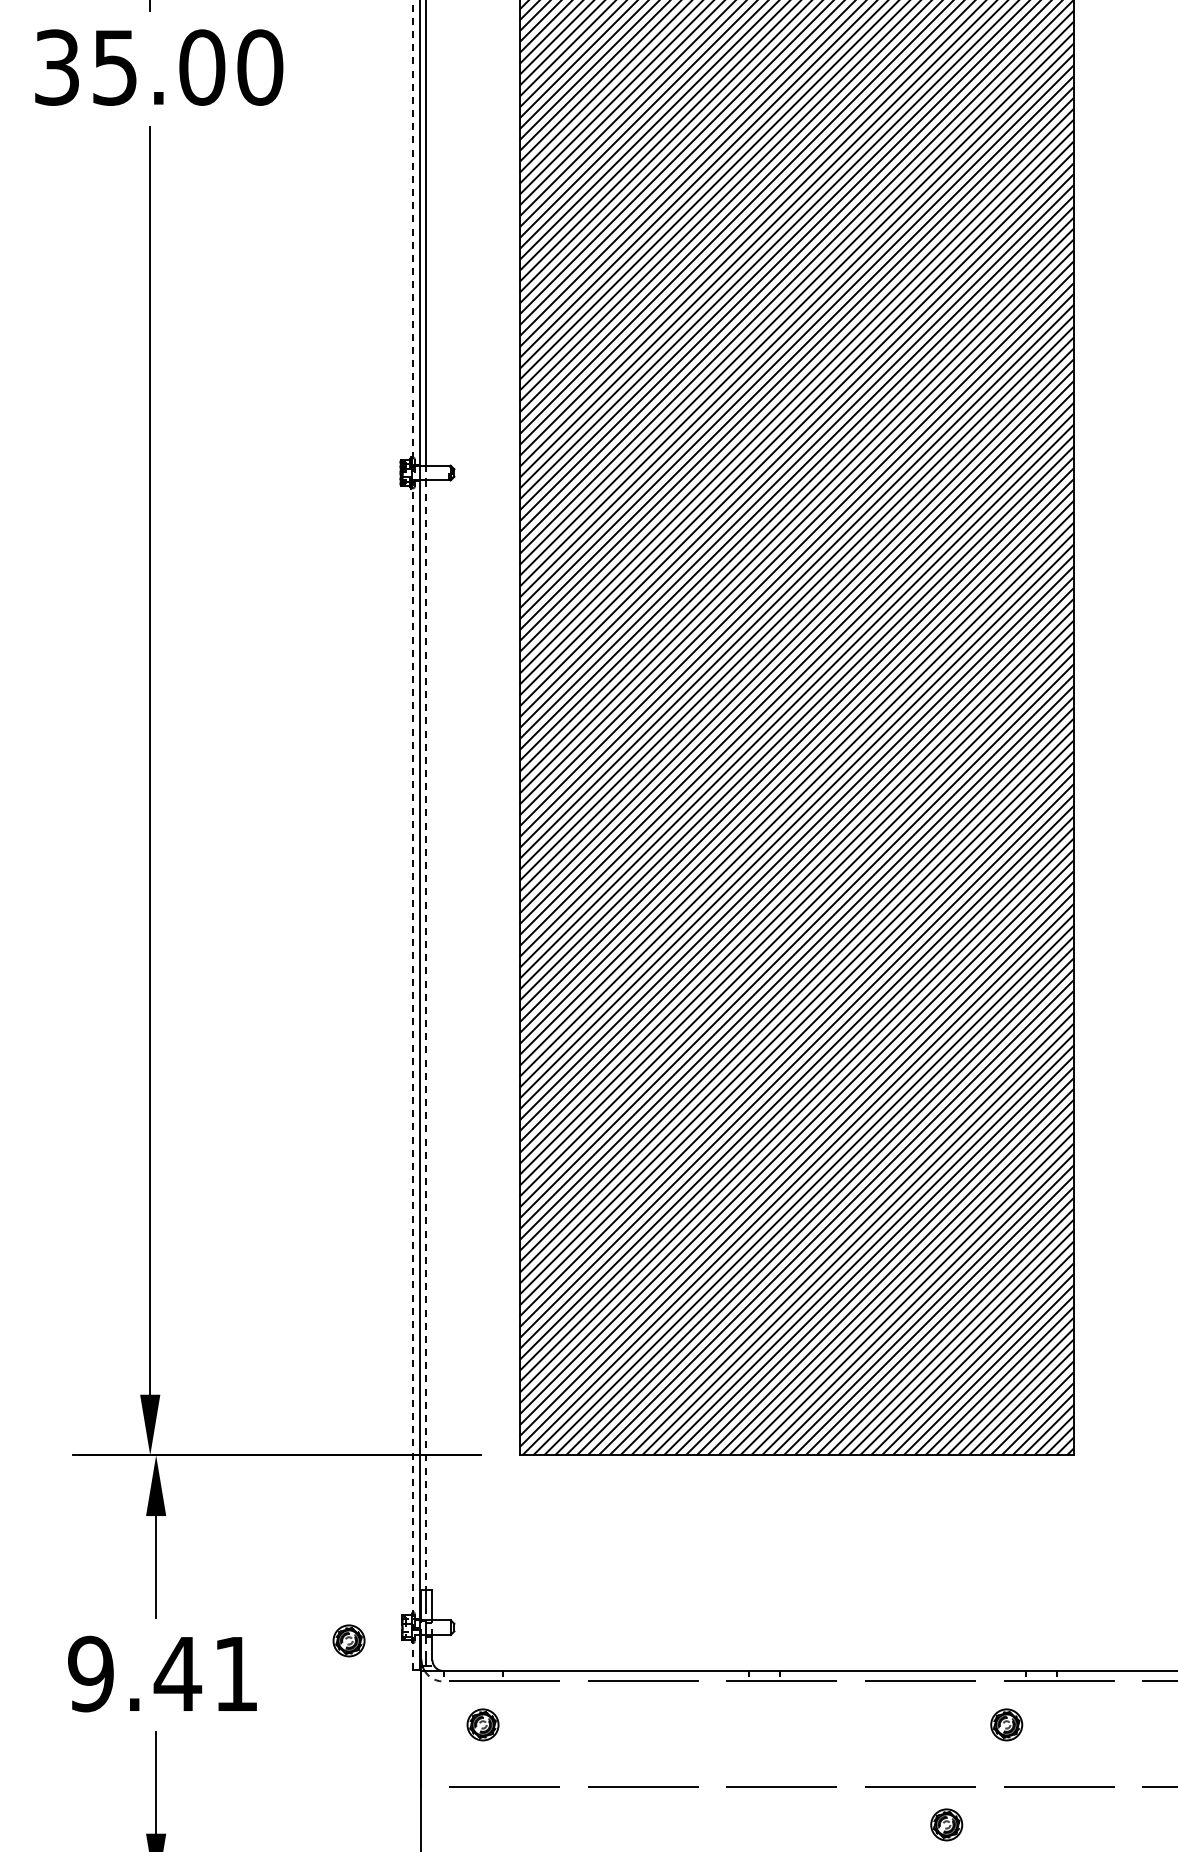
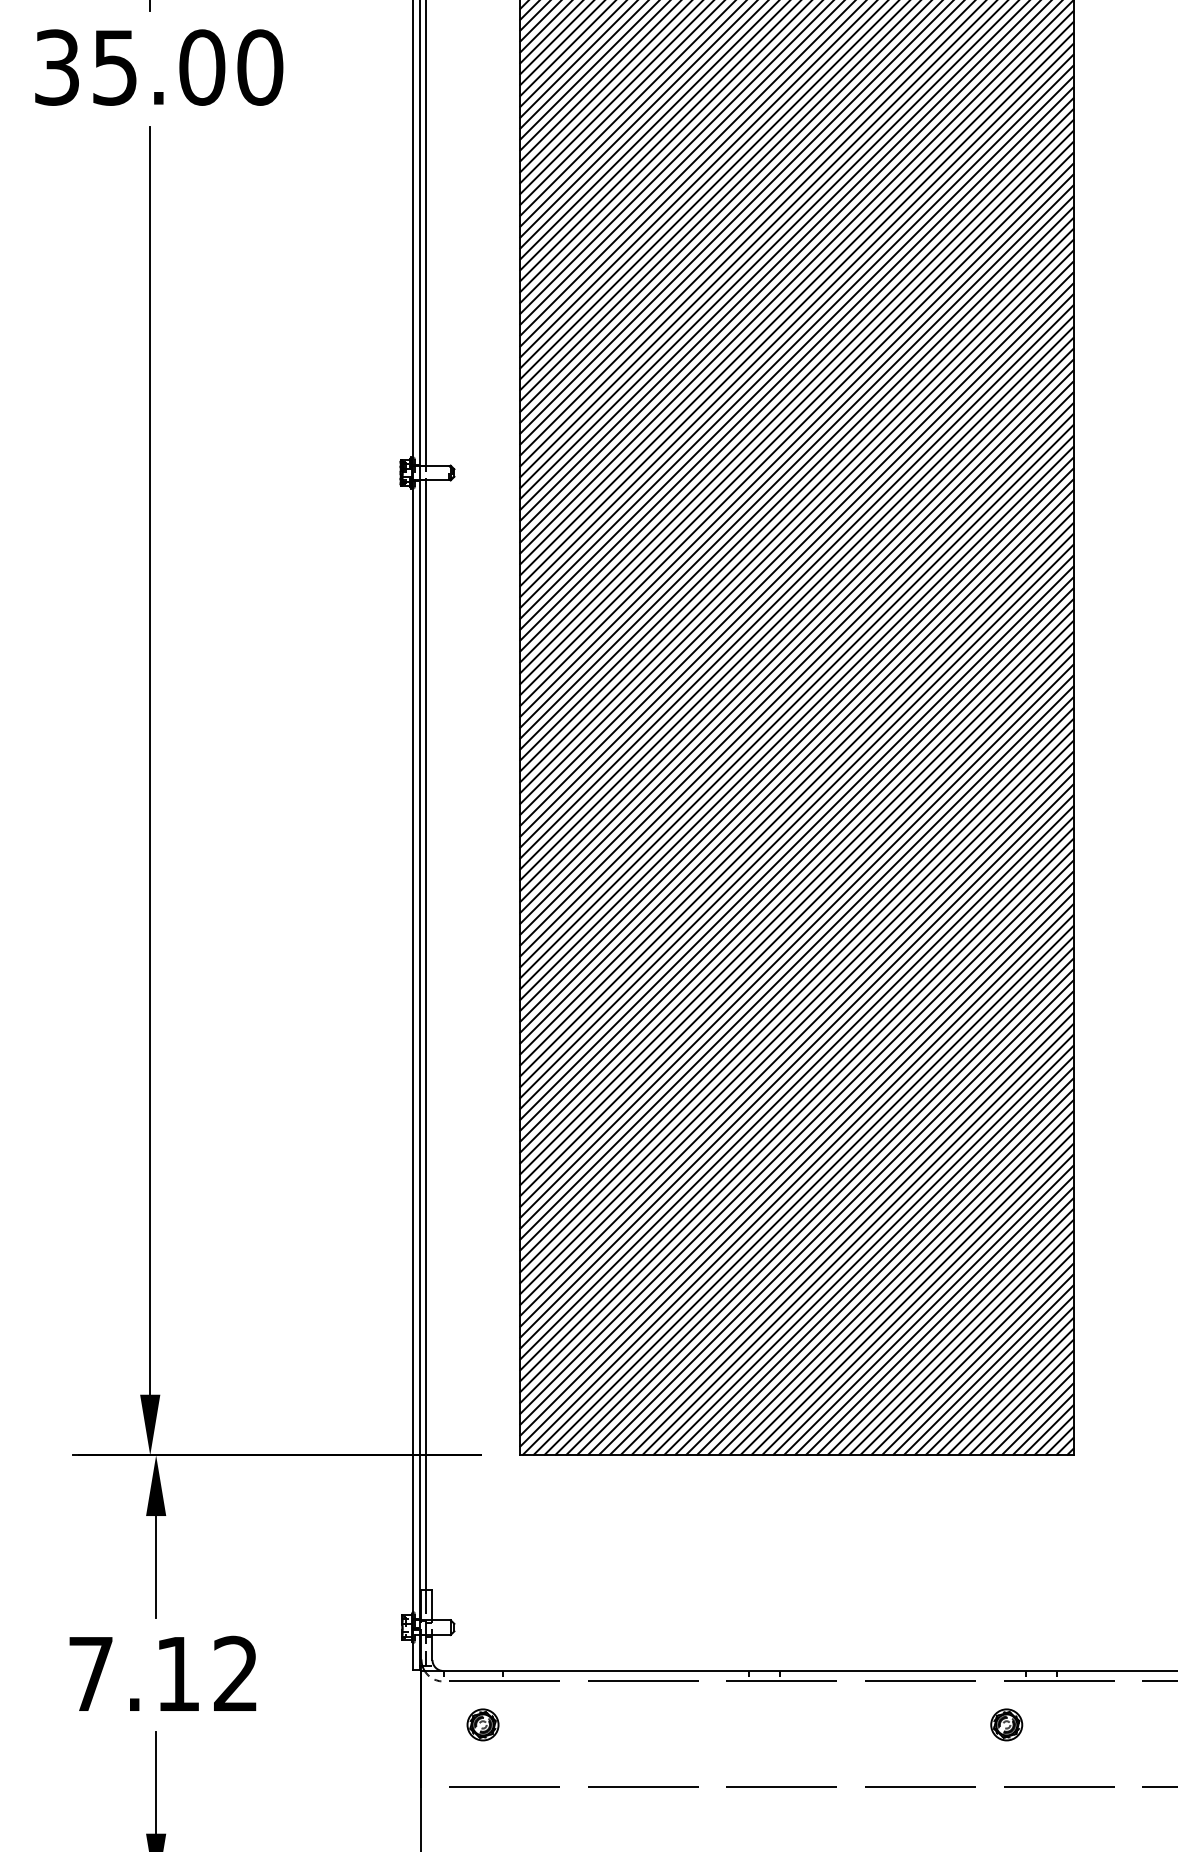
line: dashed -> solid (413, 835)
line: dashed -> solid (425, 1035)
part: present -> none (348, 1640)
text: 9.41 -> 7.12 (162, 1673)
part: present -> none (946, 1824)
